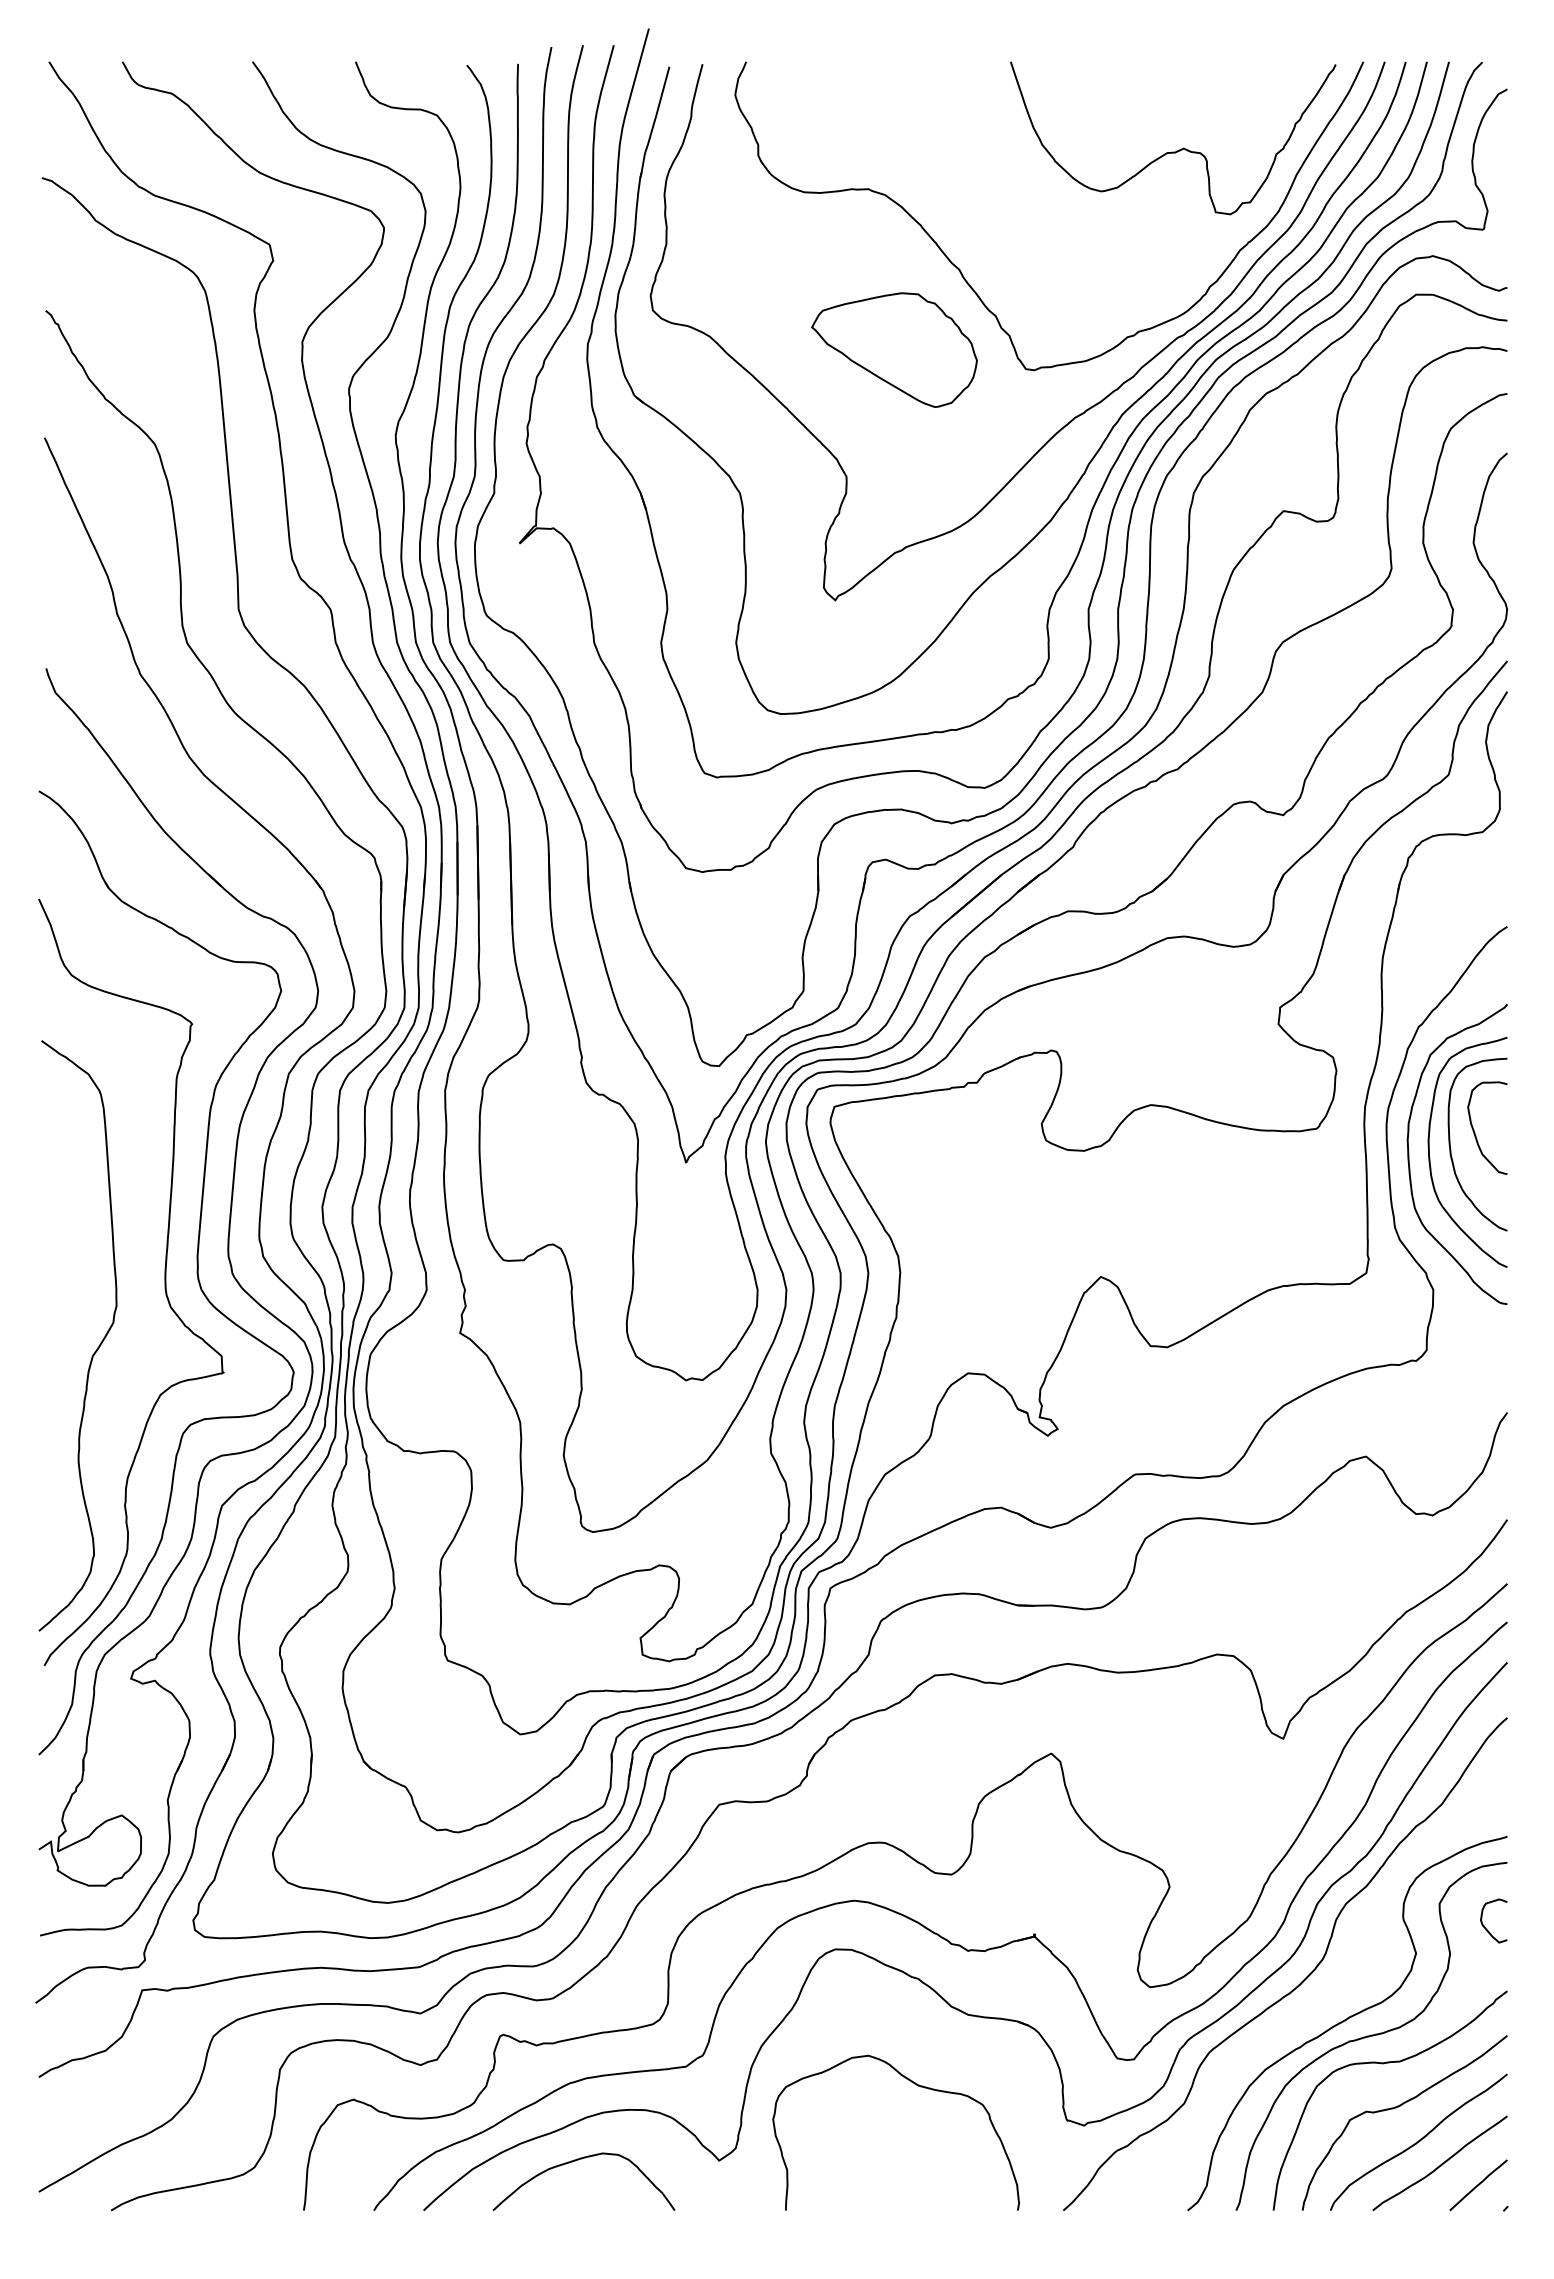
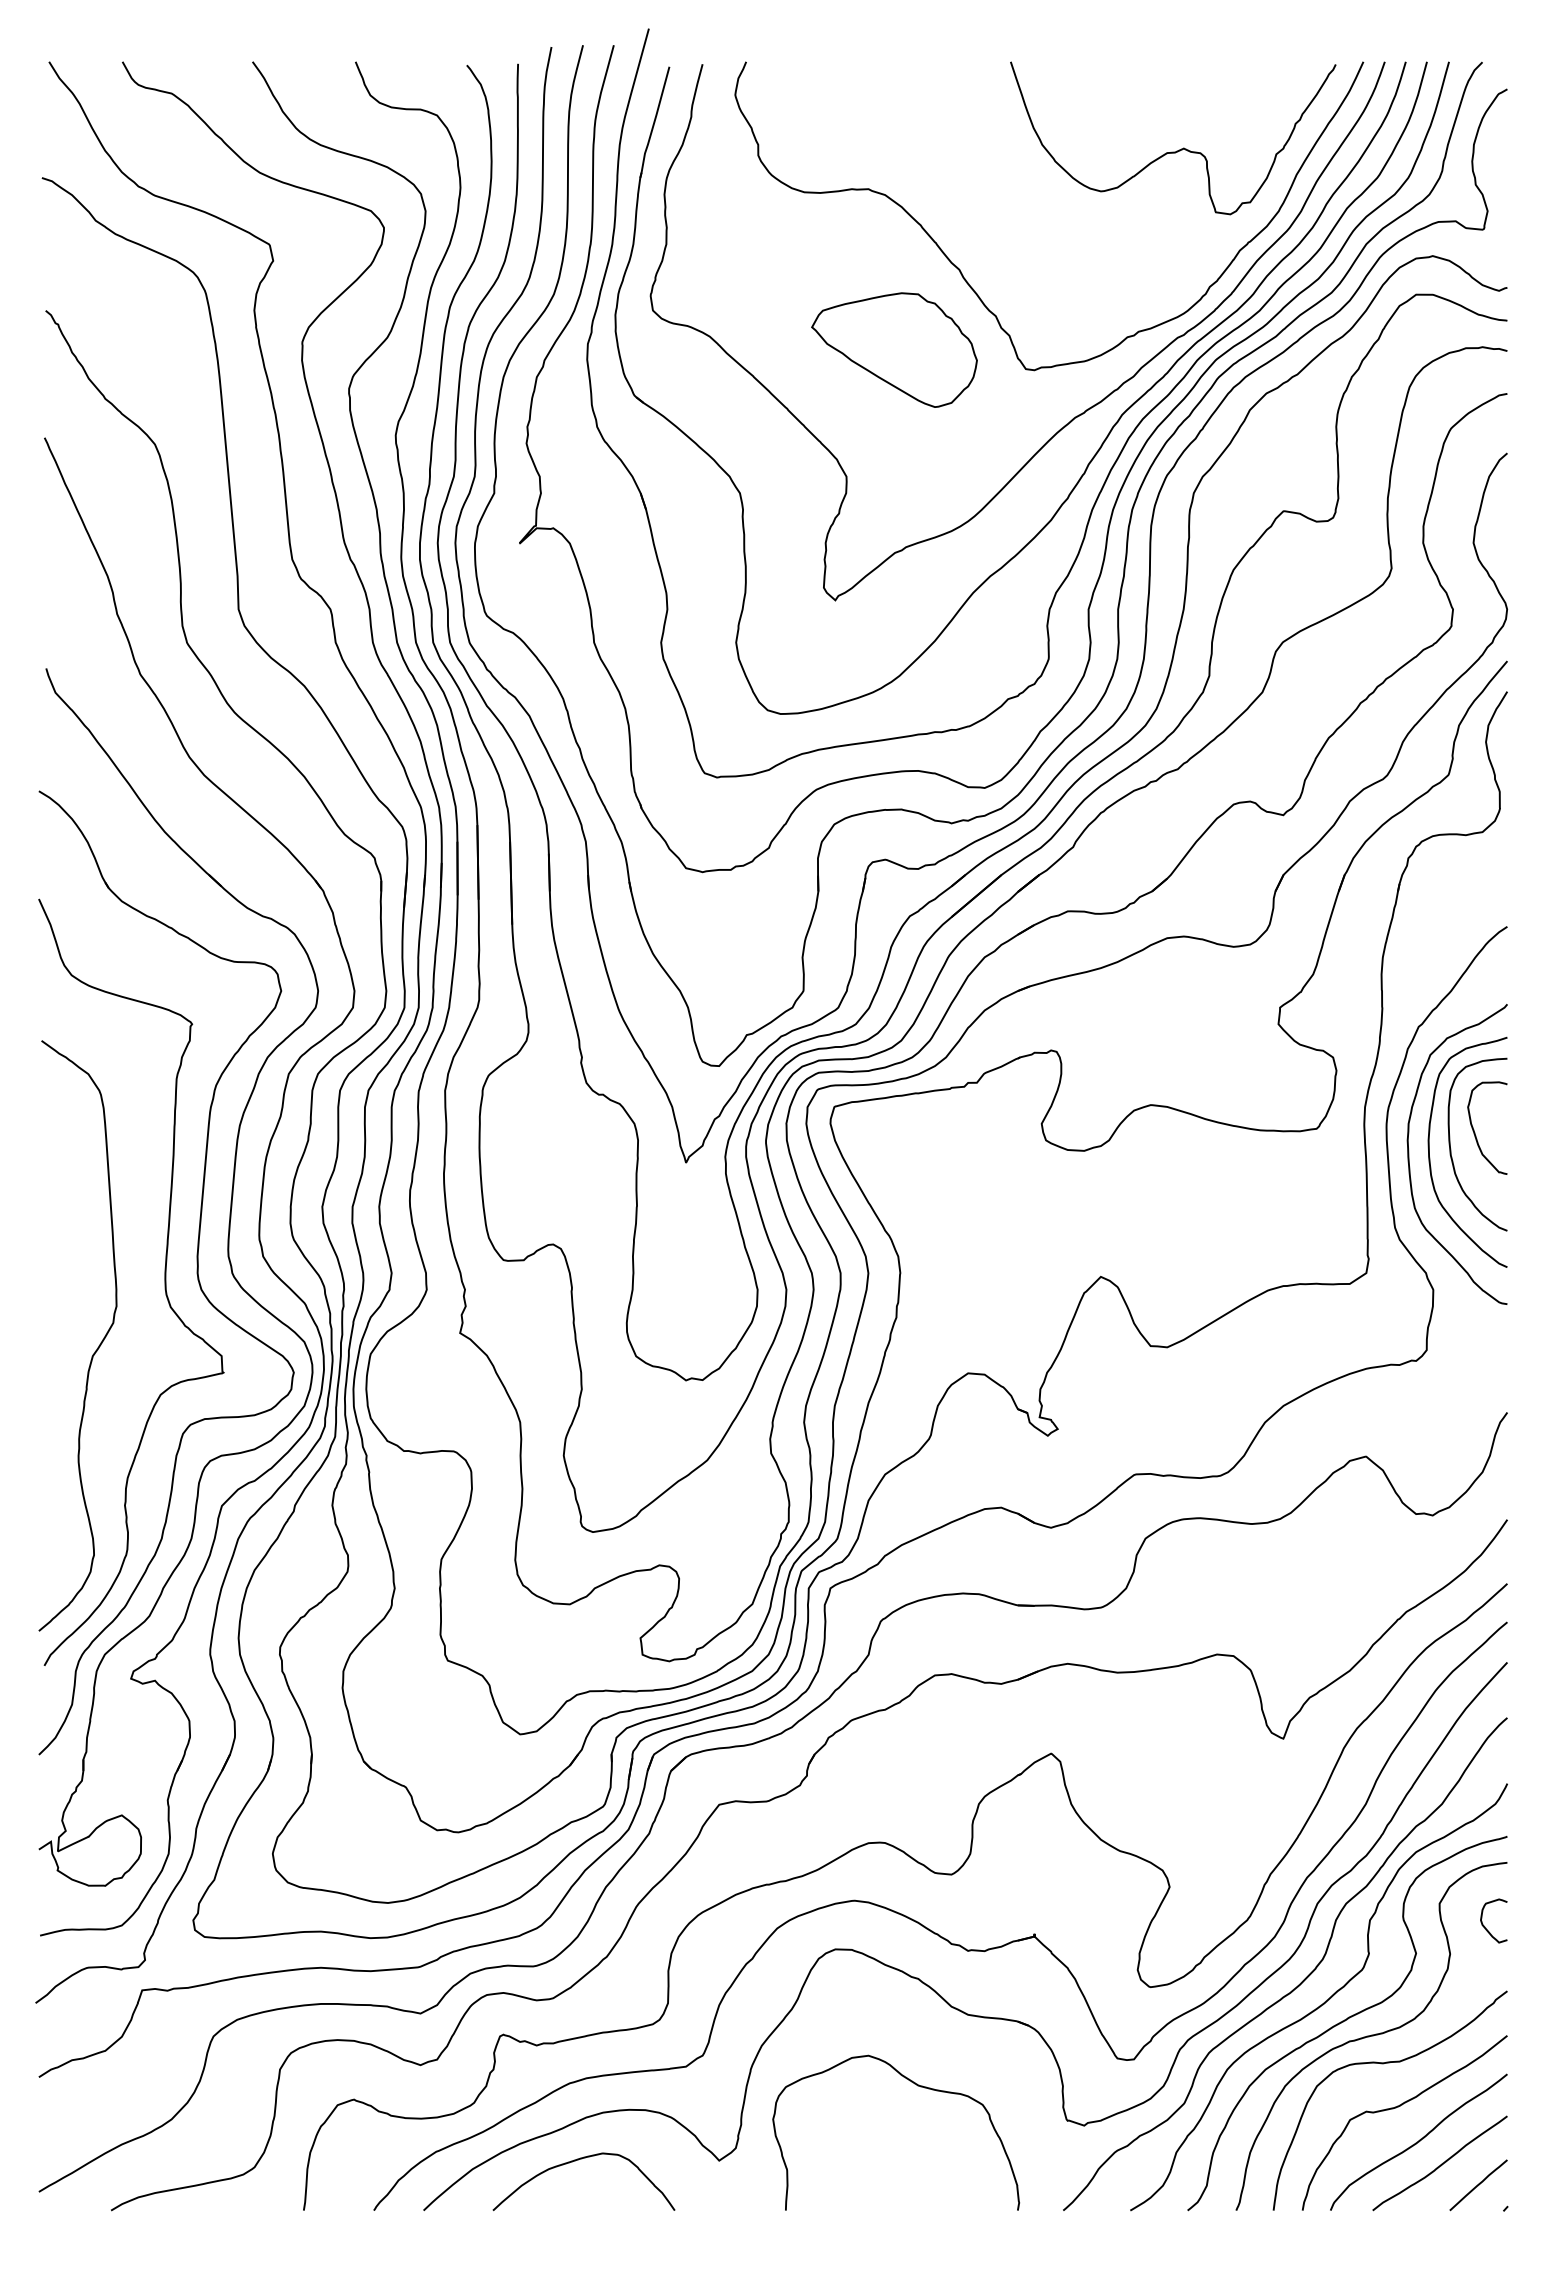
curve: none -> present (1323, 2002)
